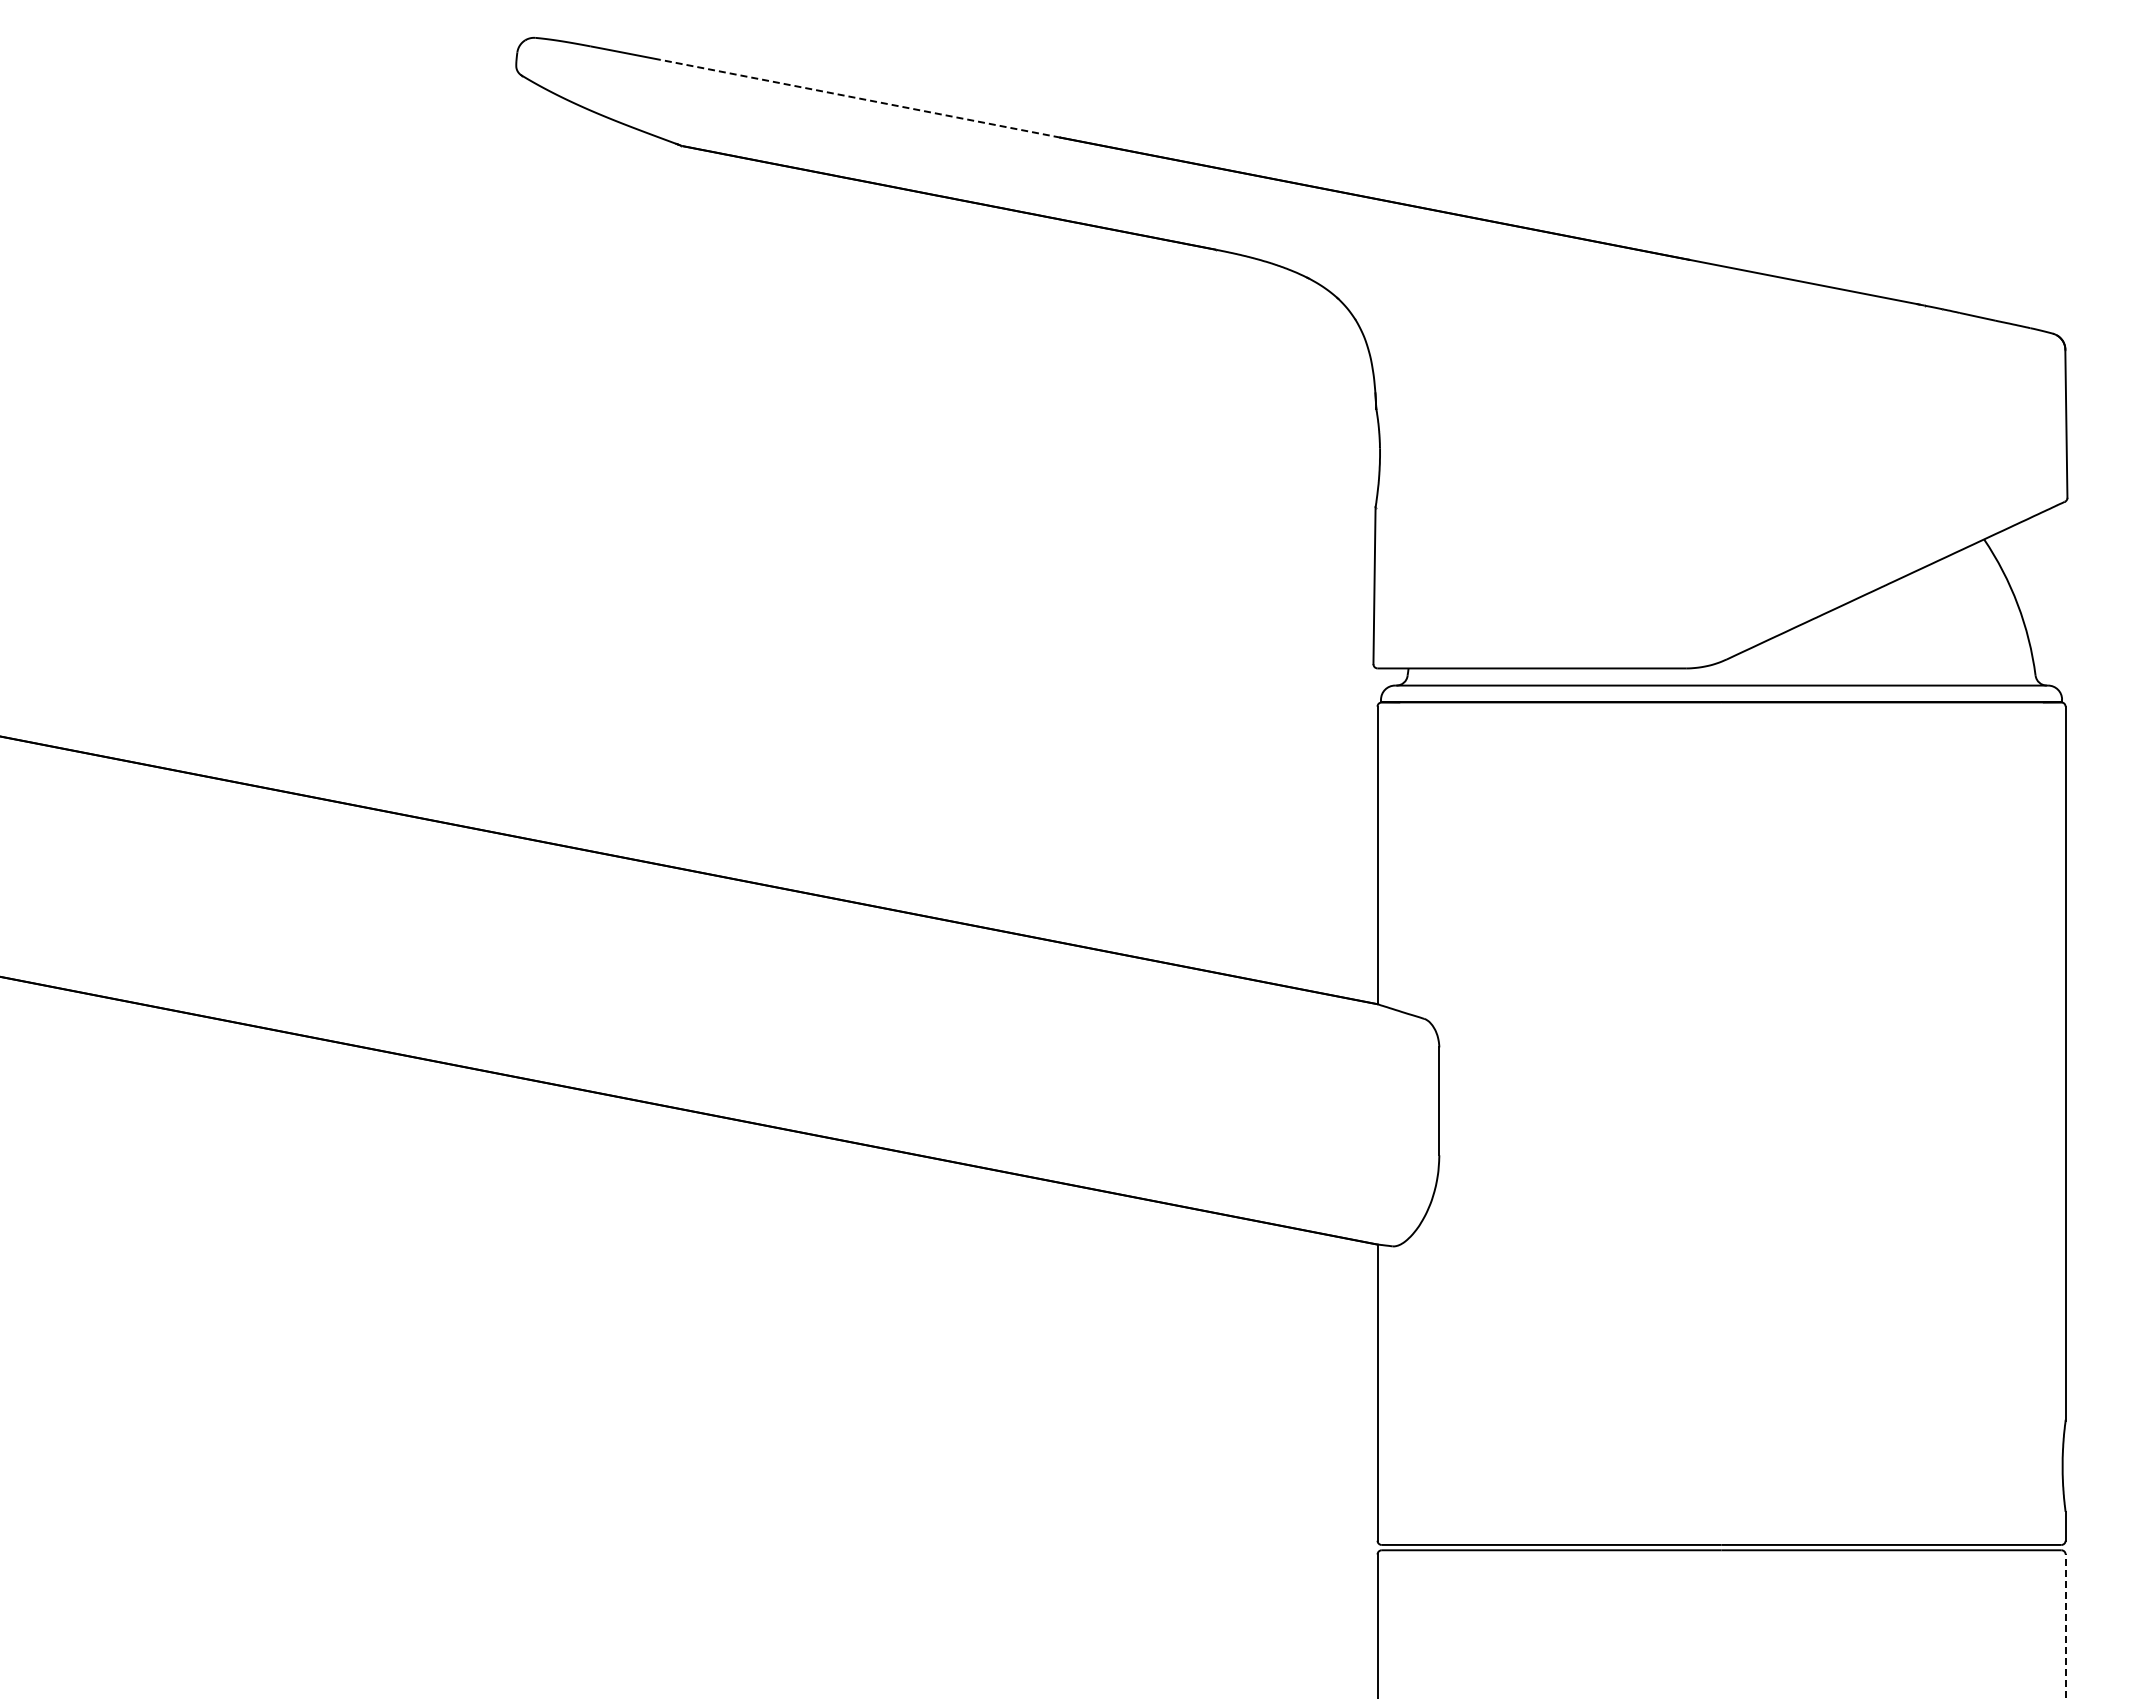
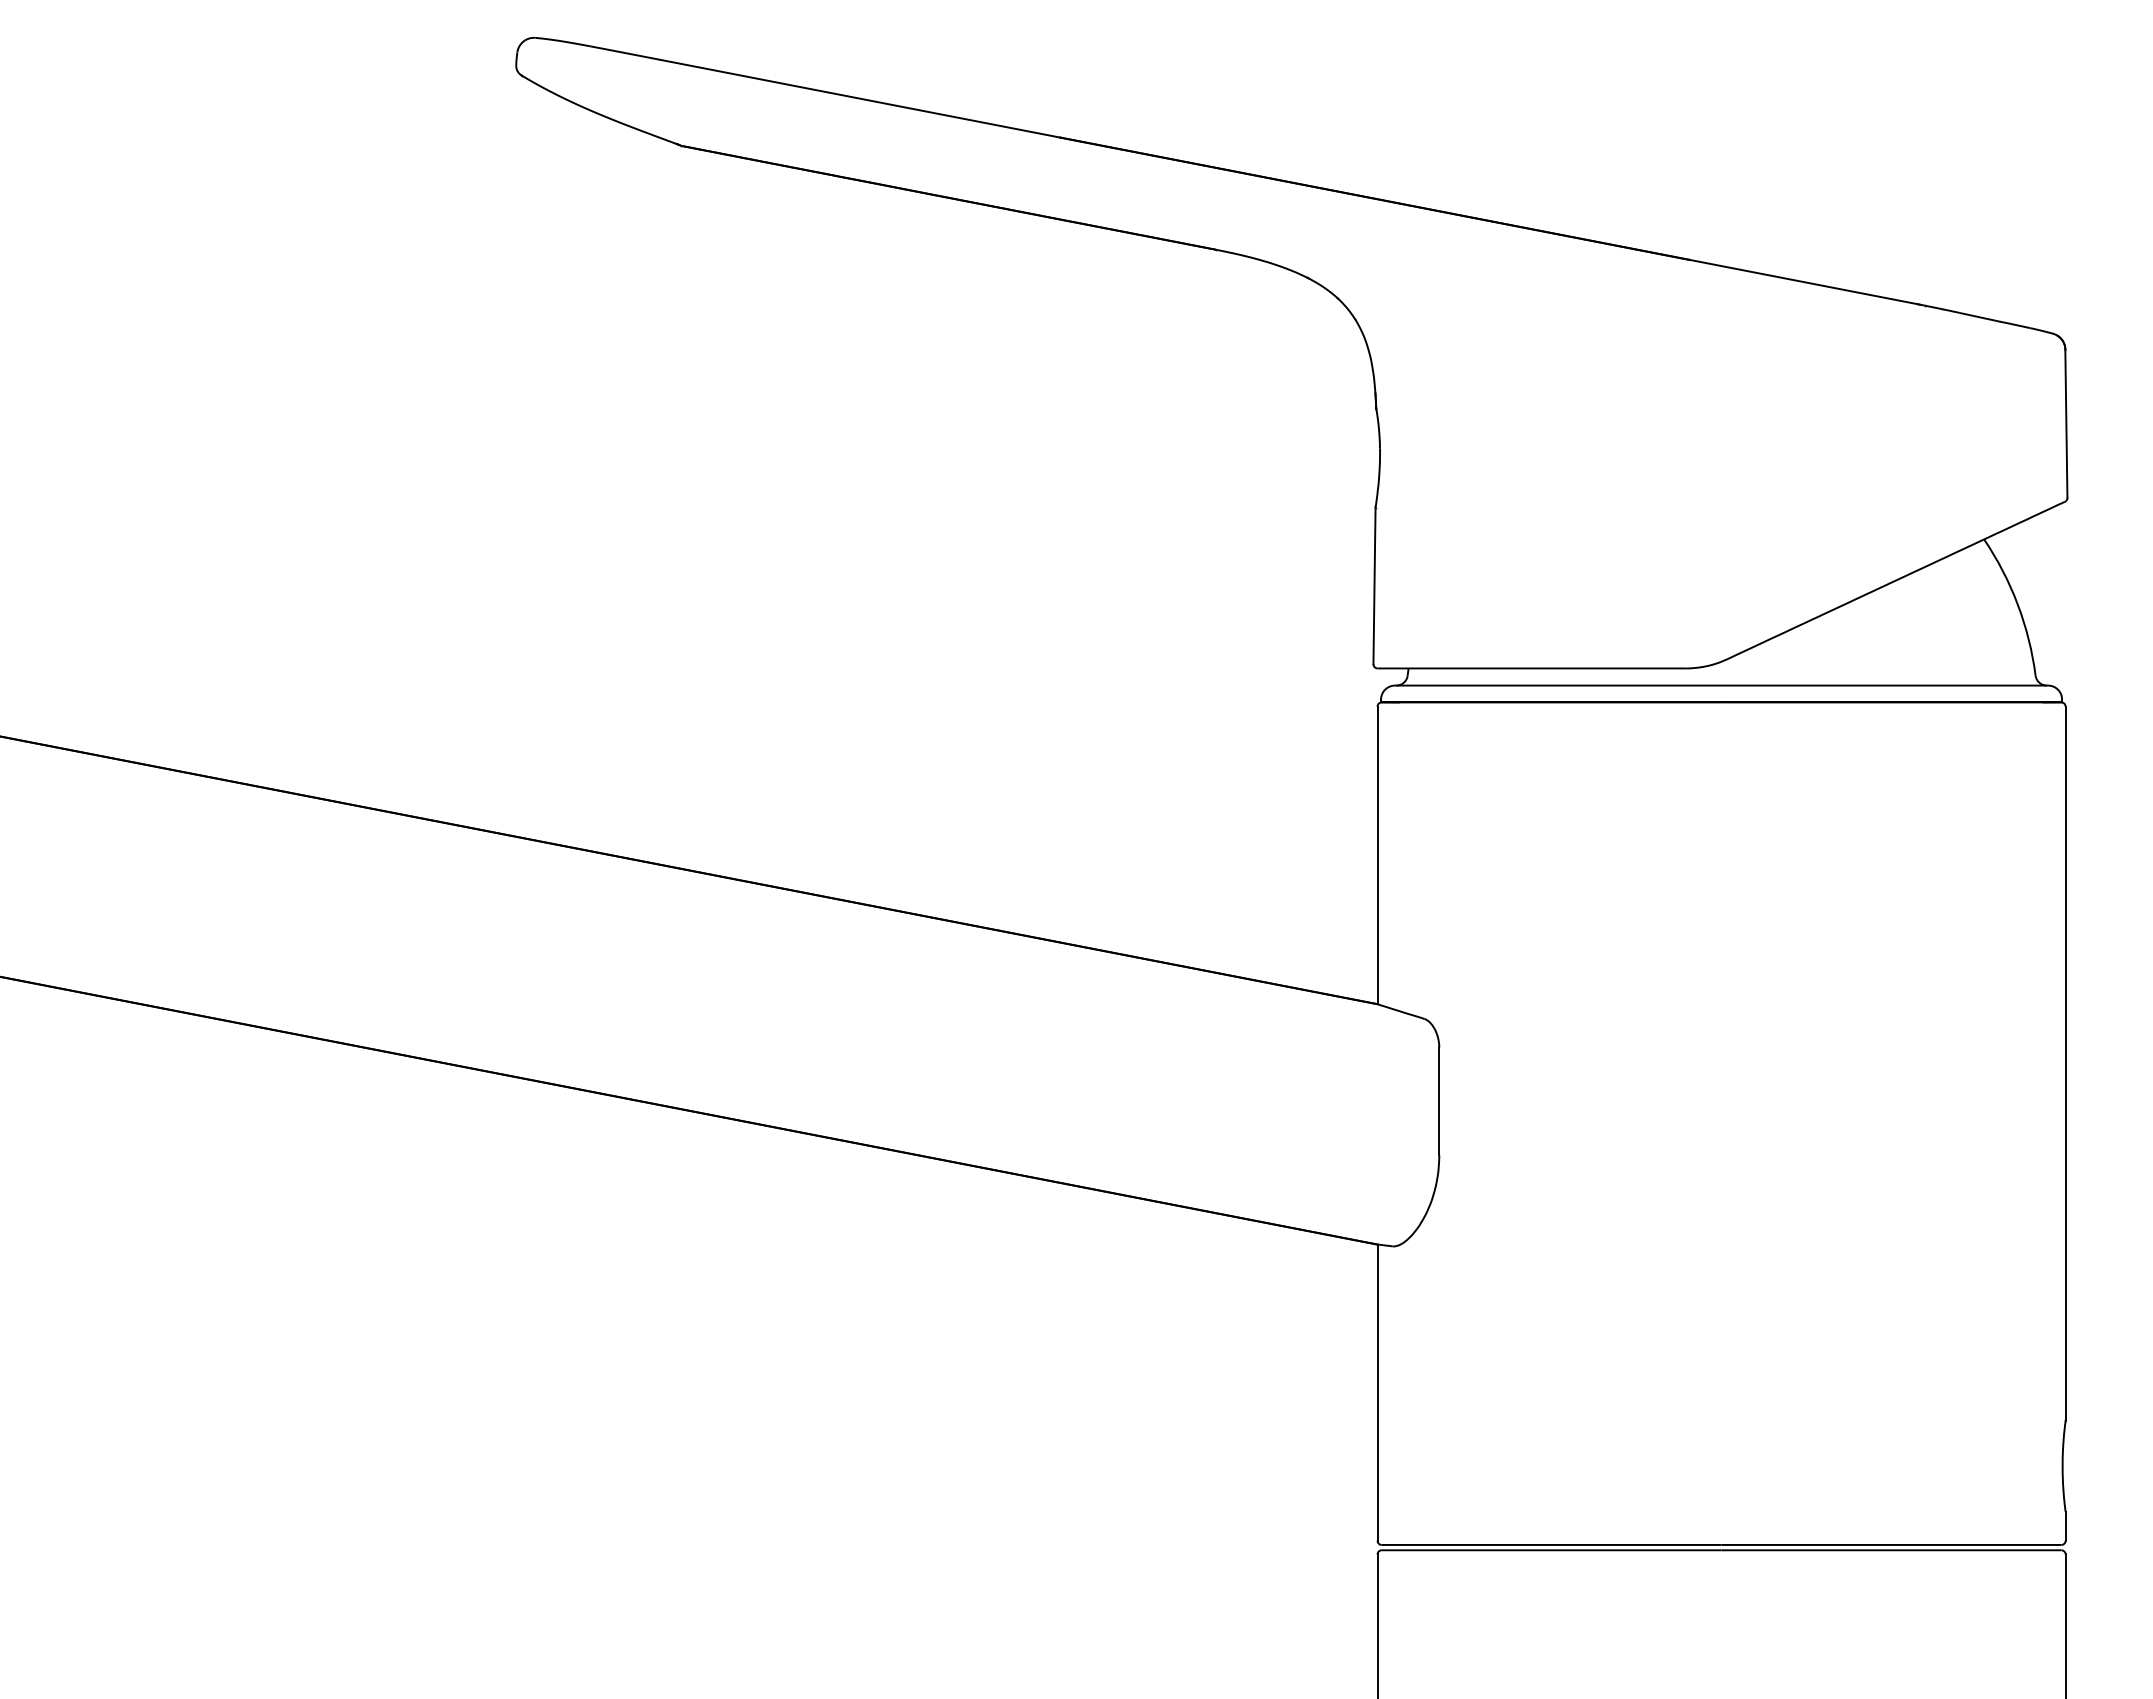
line: dashed -> solid (860, 98)
line: dashed -> solid (2065, 1626)
